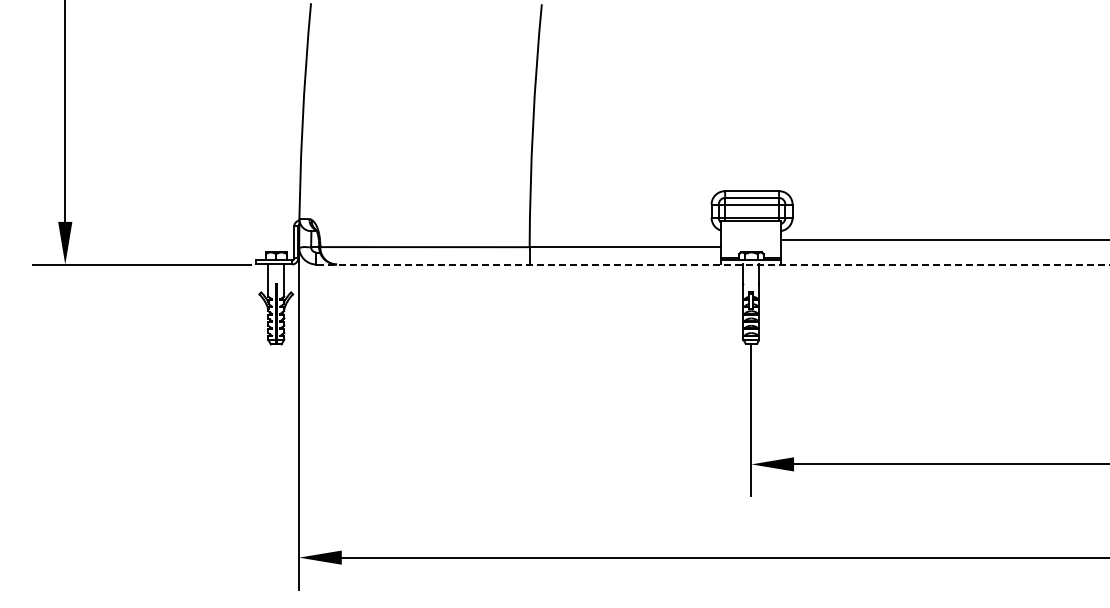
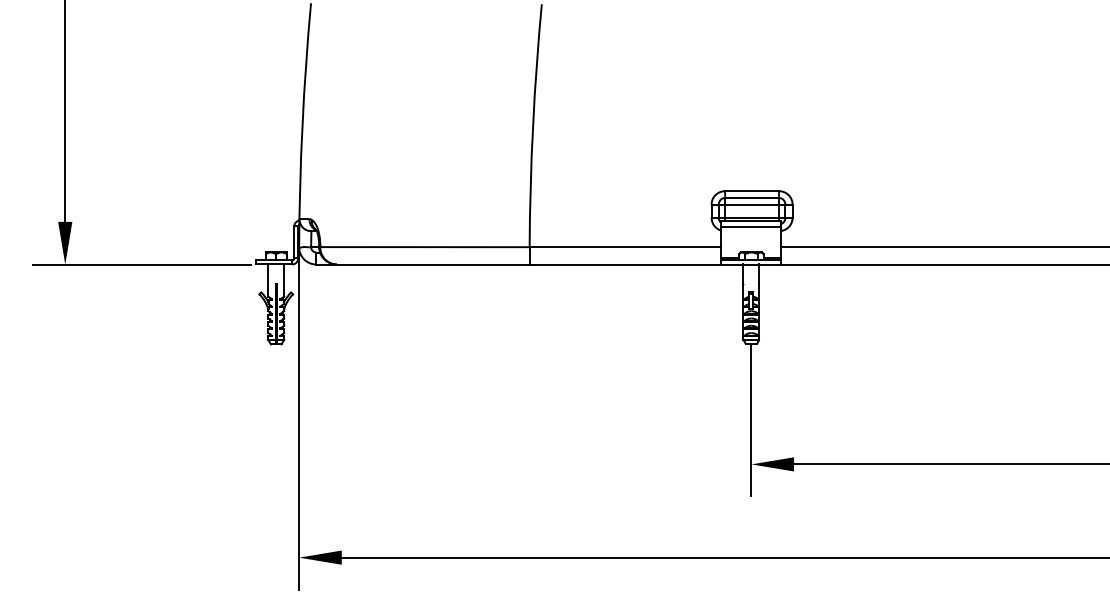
line: none -> present (751, 226)
line position: (943, 240) -> (943, 247) (943, 247)
line: dashed -> solid (712, 264)
